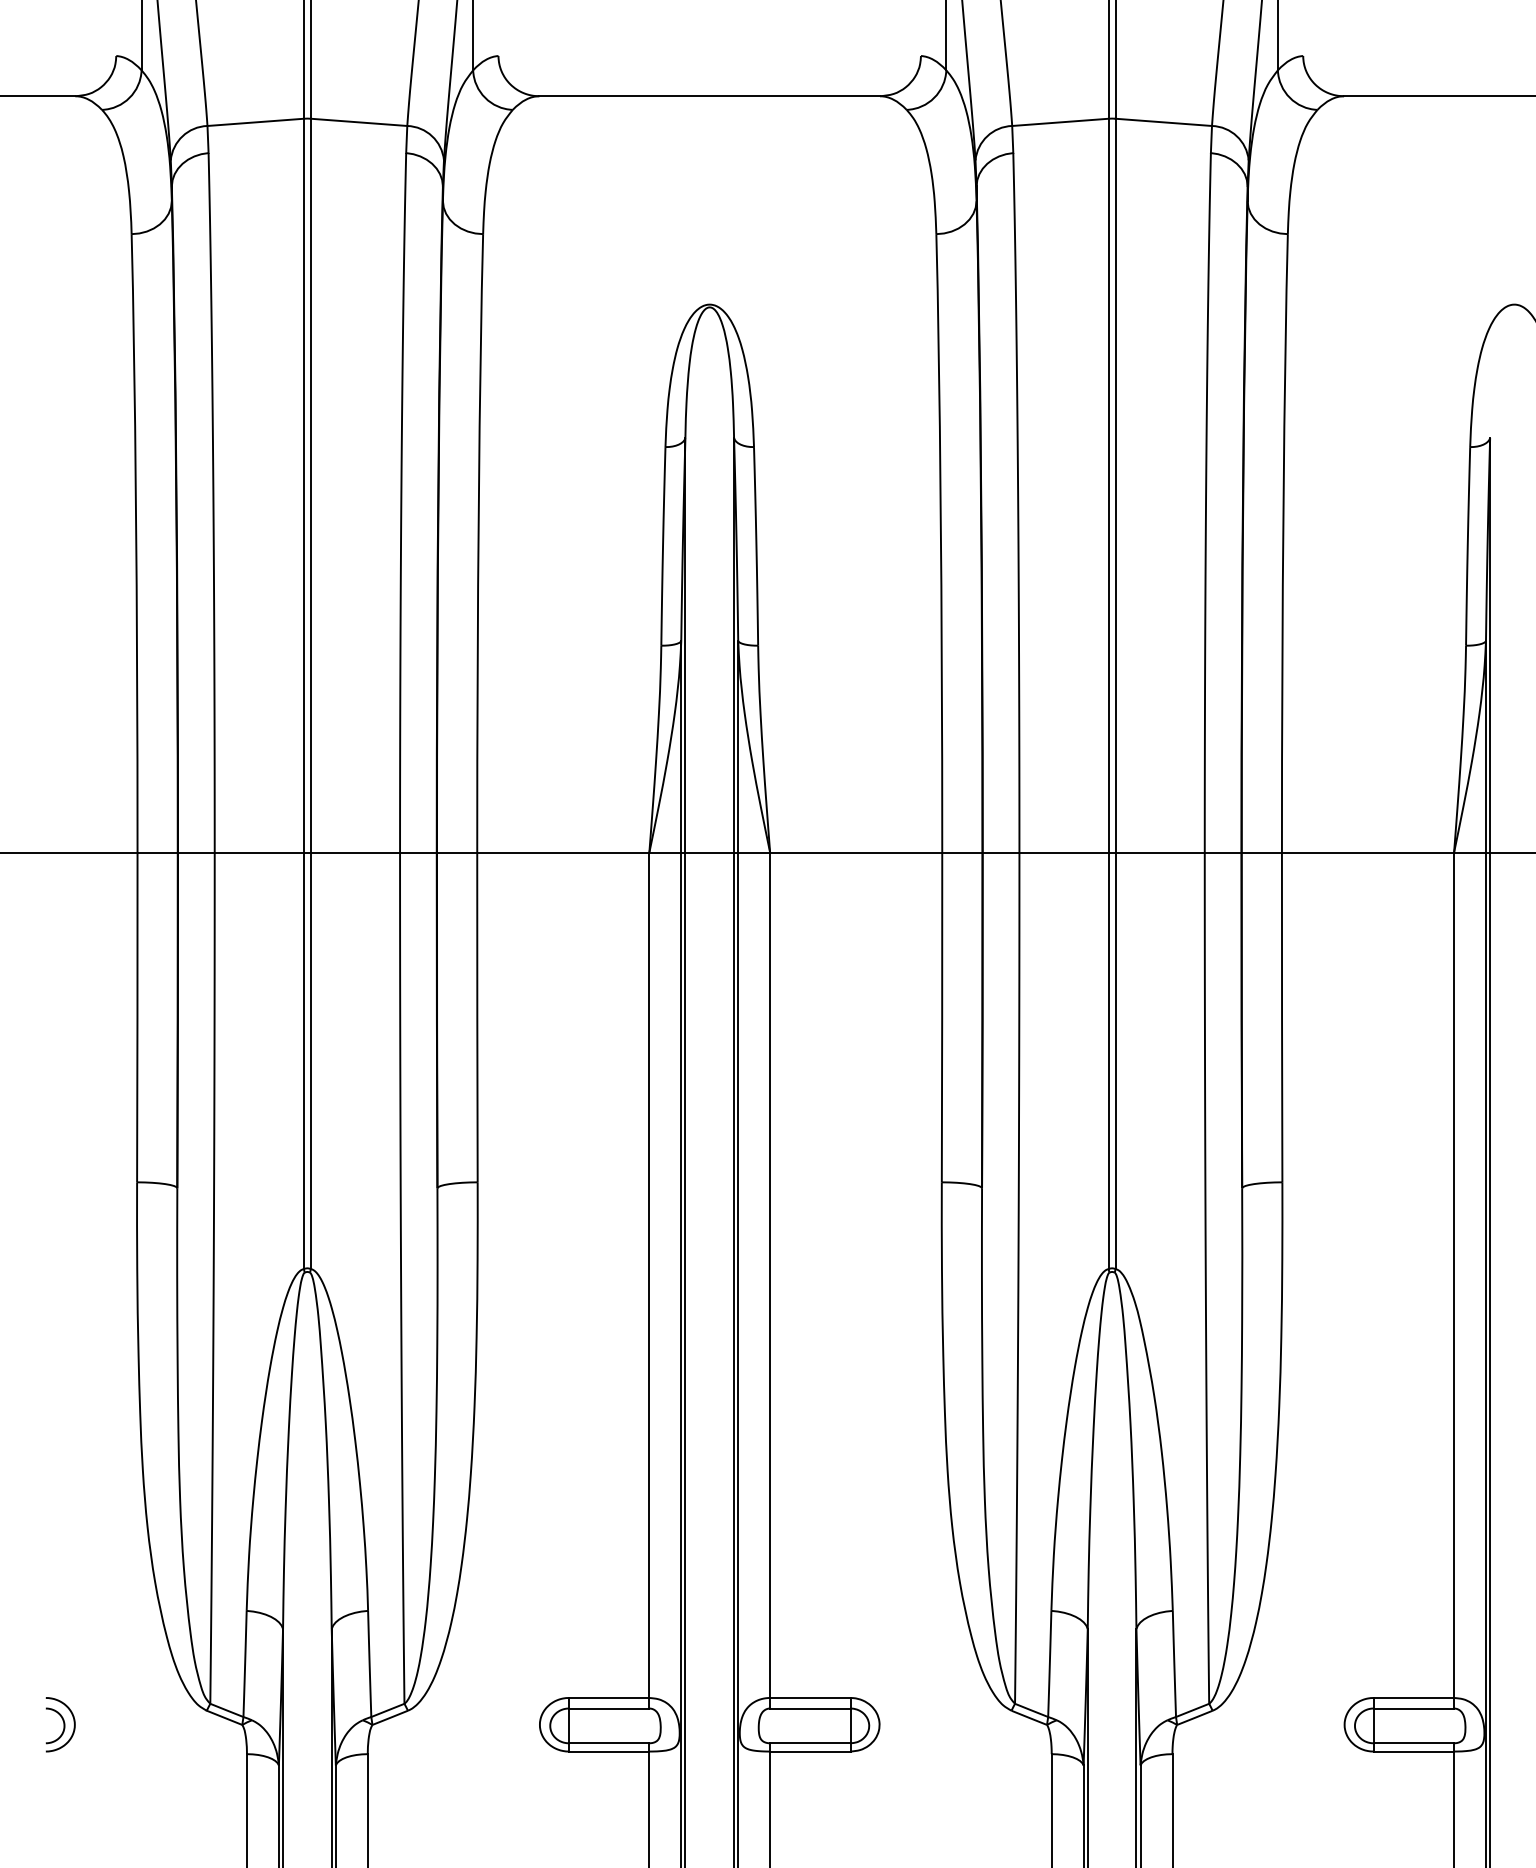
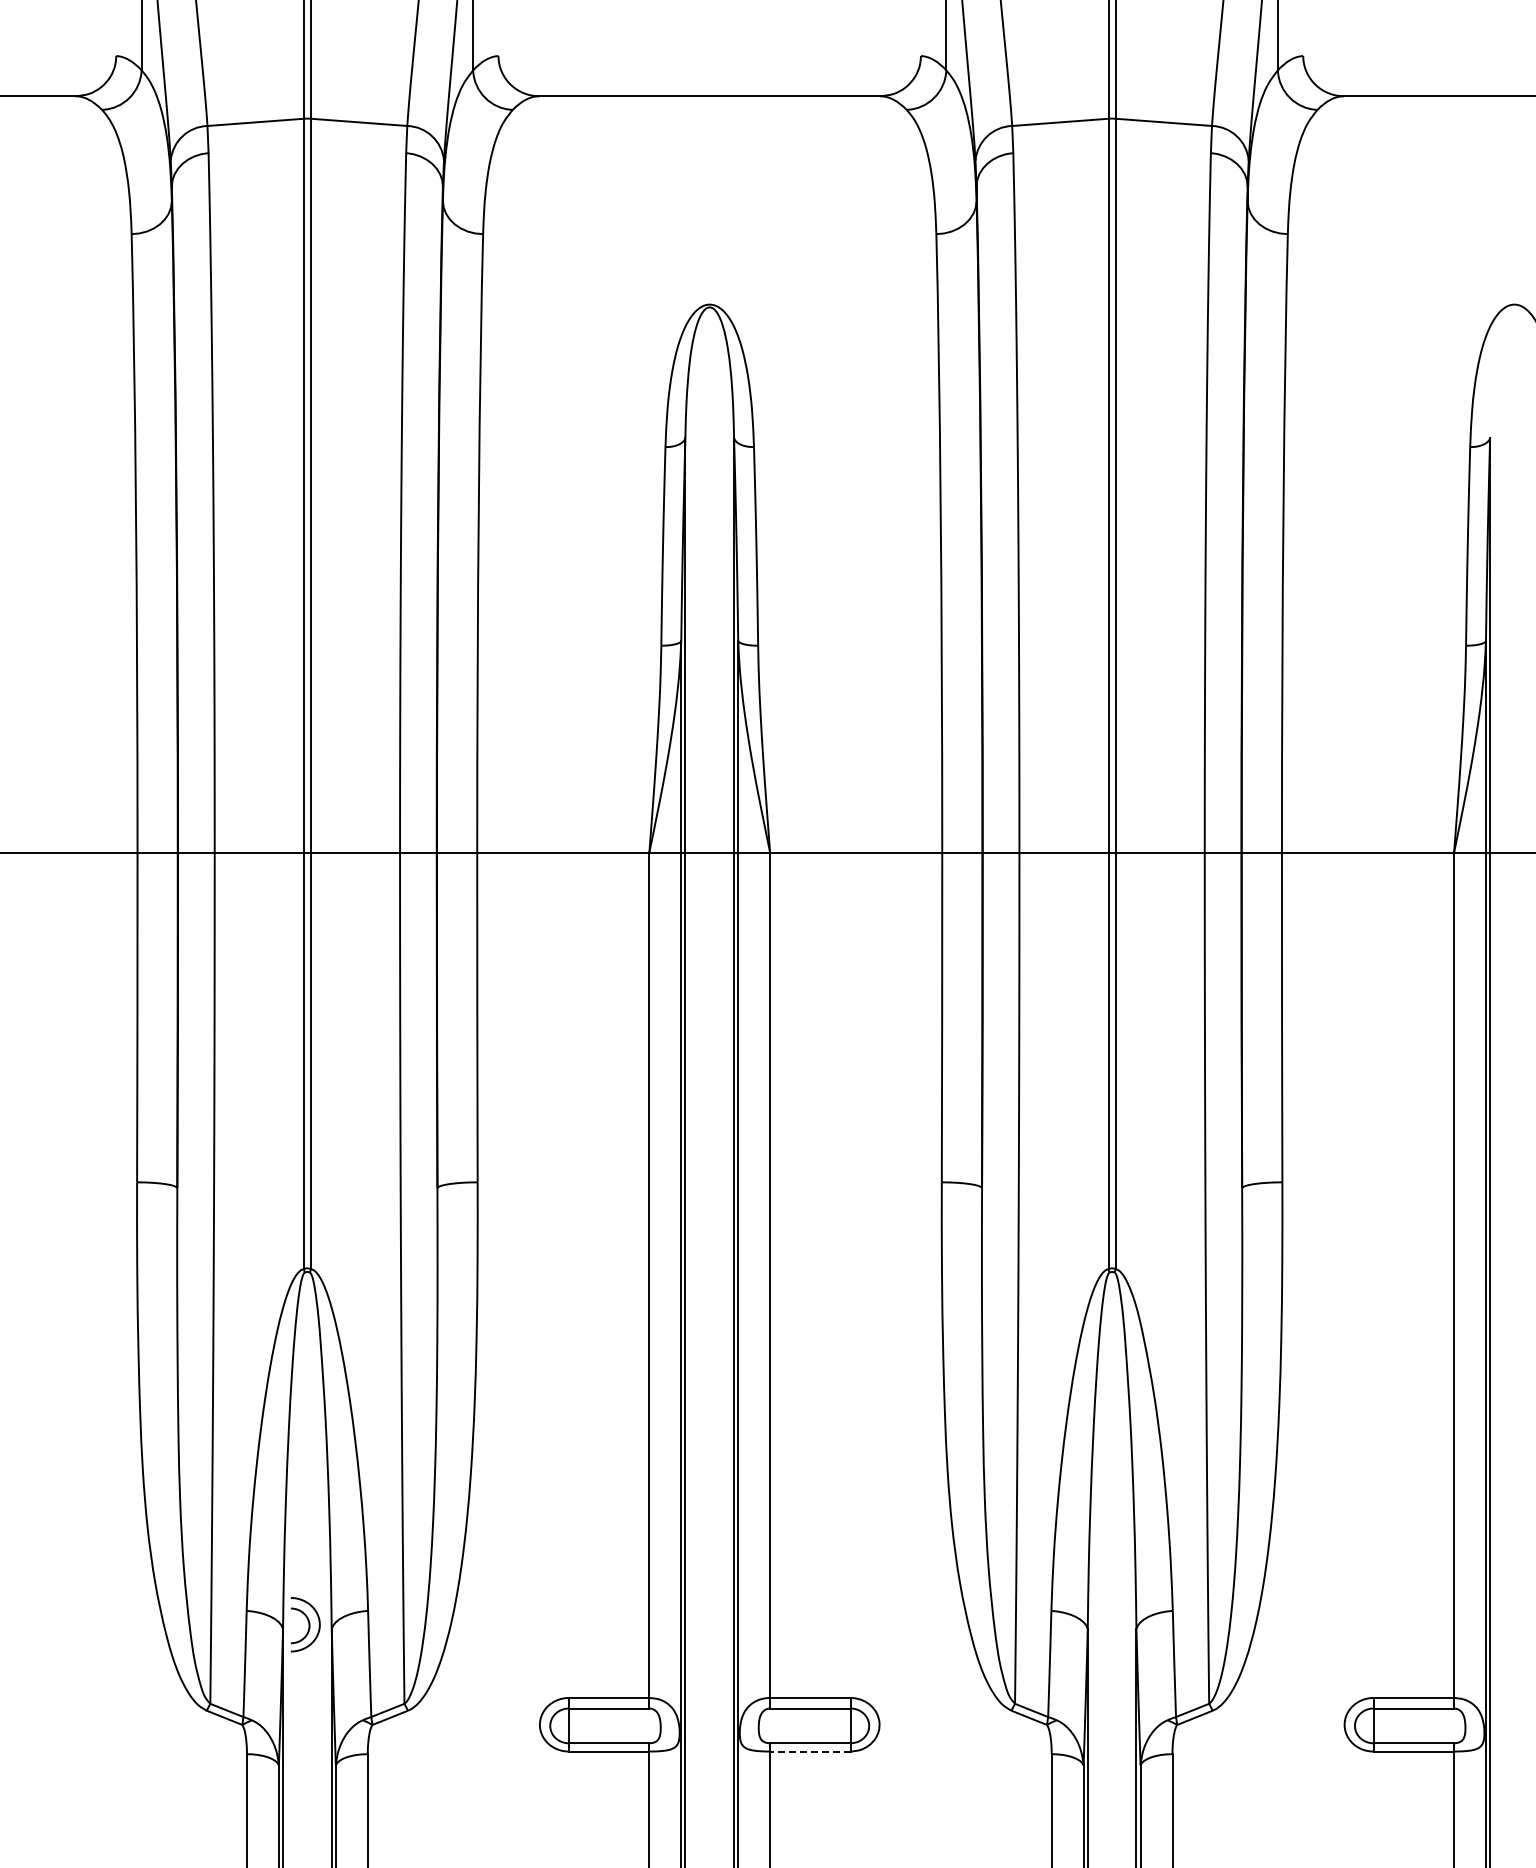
part position: (60, 1724) -> (305, 1624) (305, 1624)
line: solid -> dashed (809, 1751)
